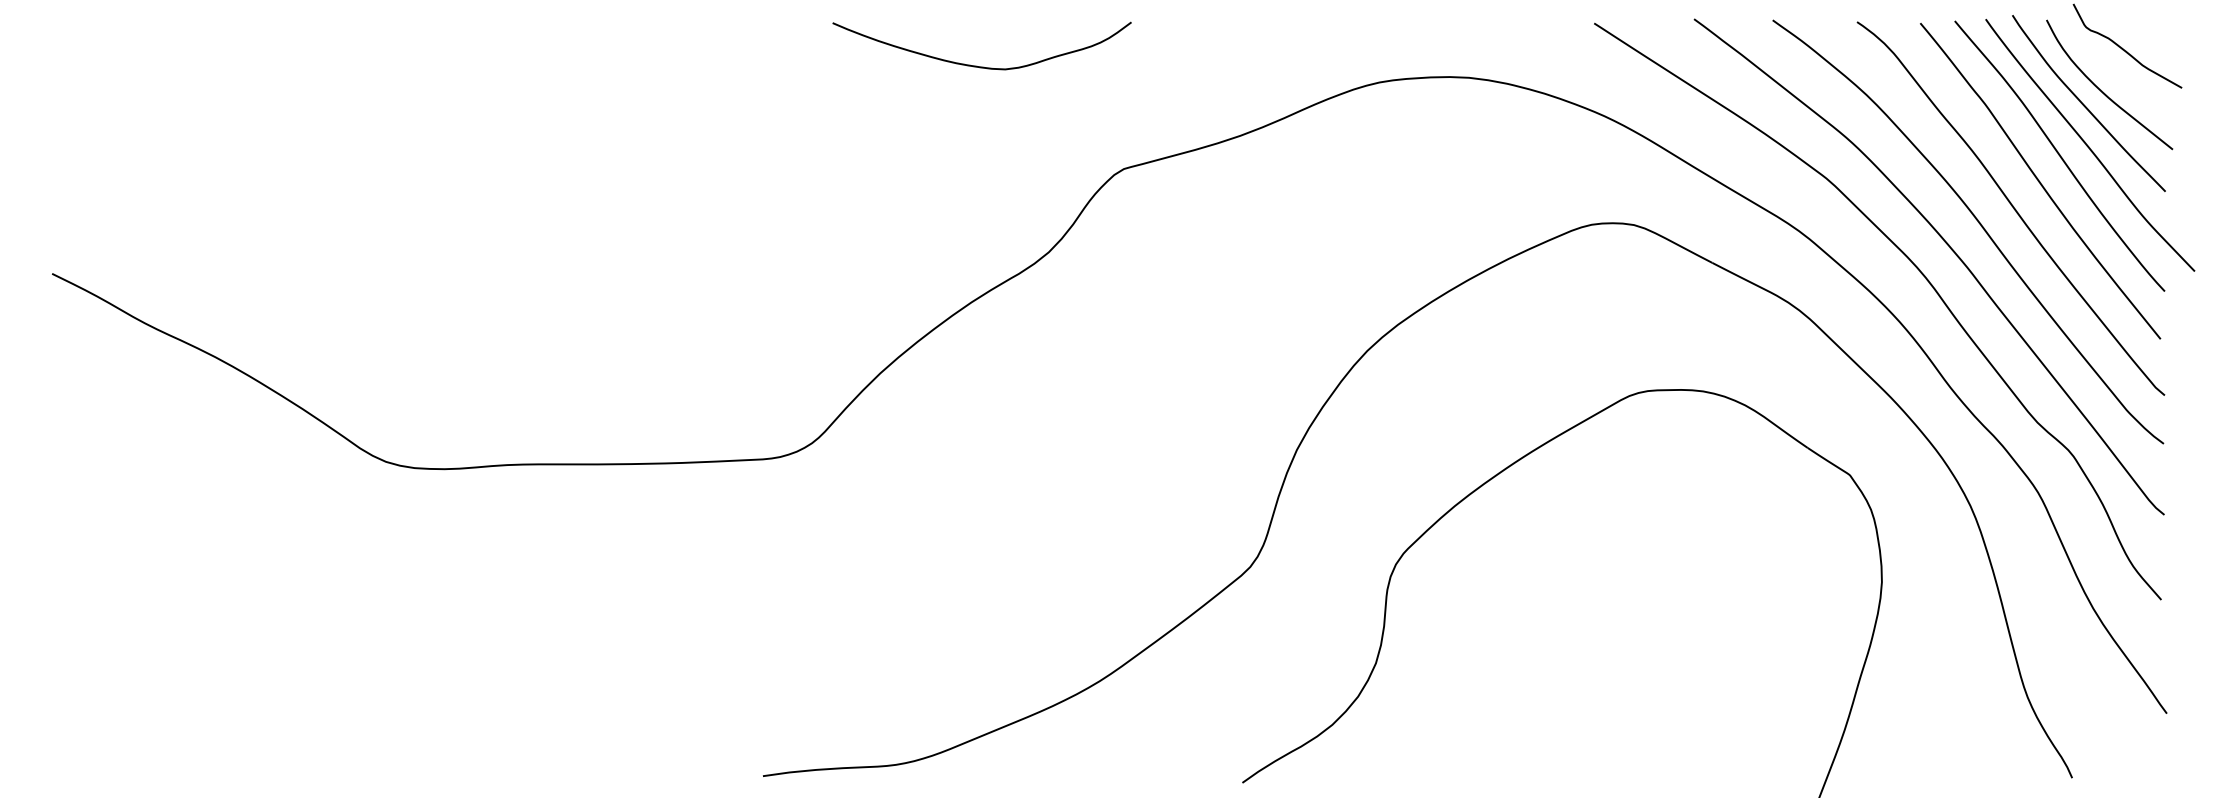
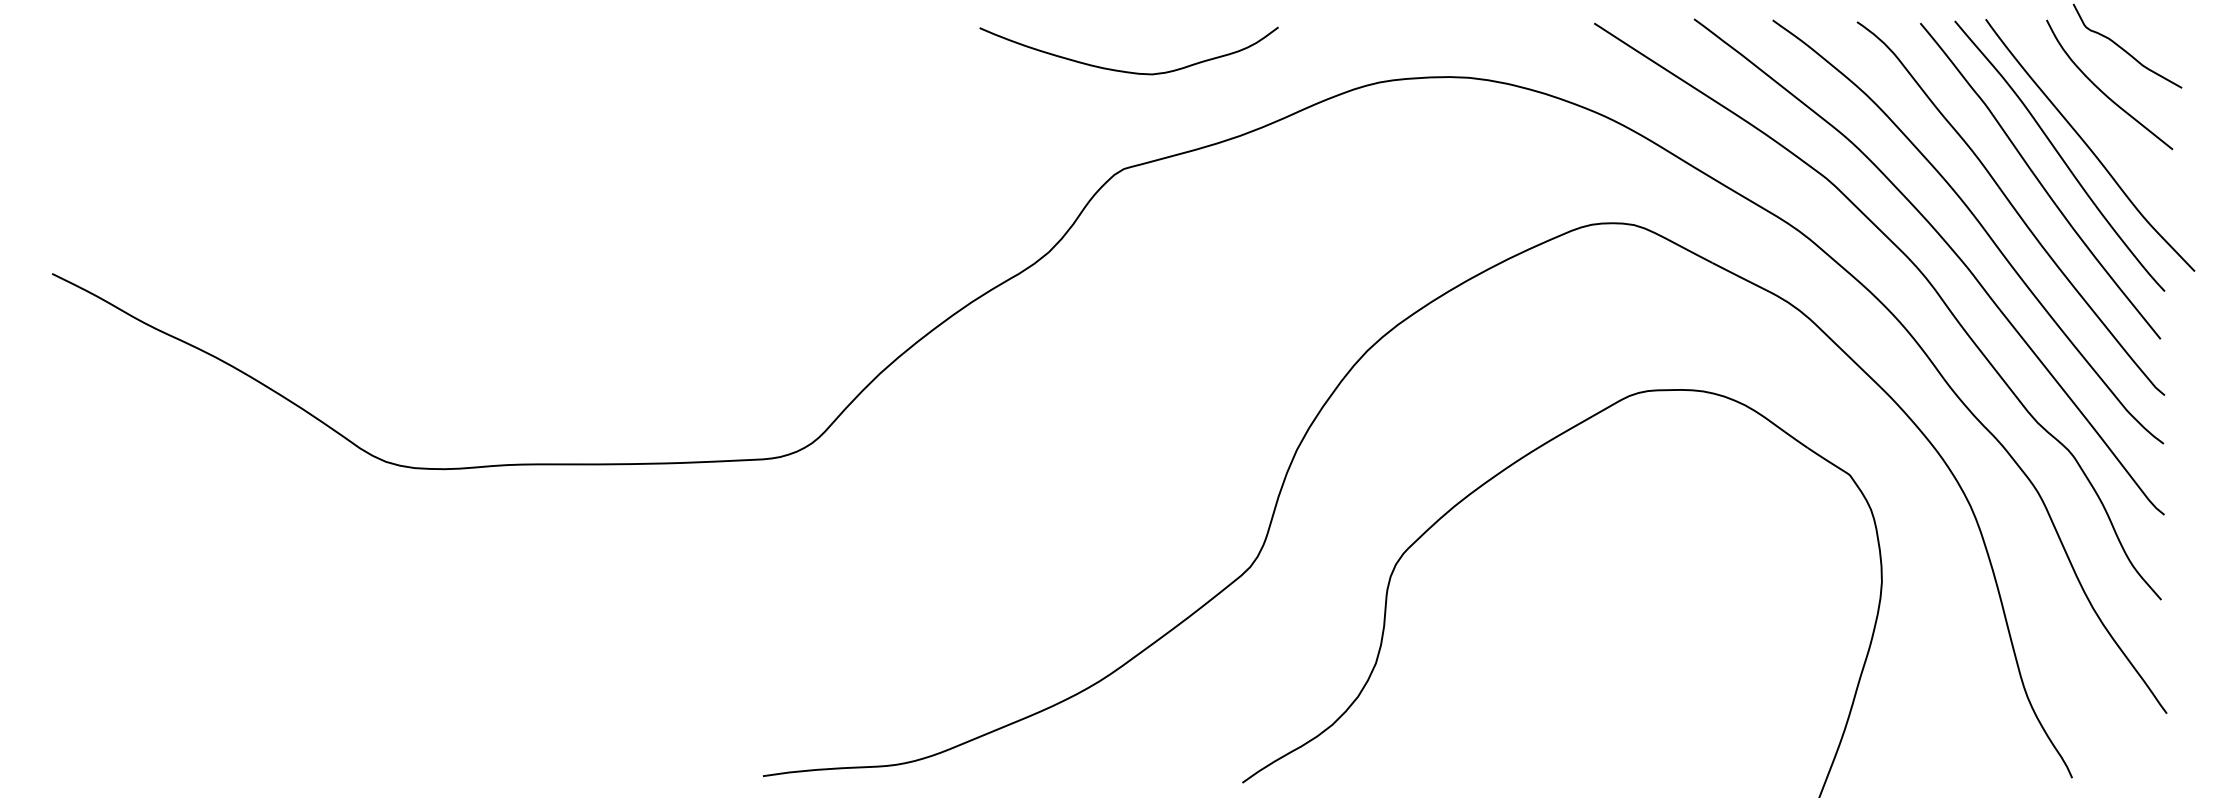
curve position: (976, 65) -> (1123, 70) (1123, 70)
curve: present -> none (2085, 105)
